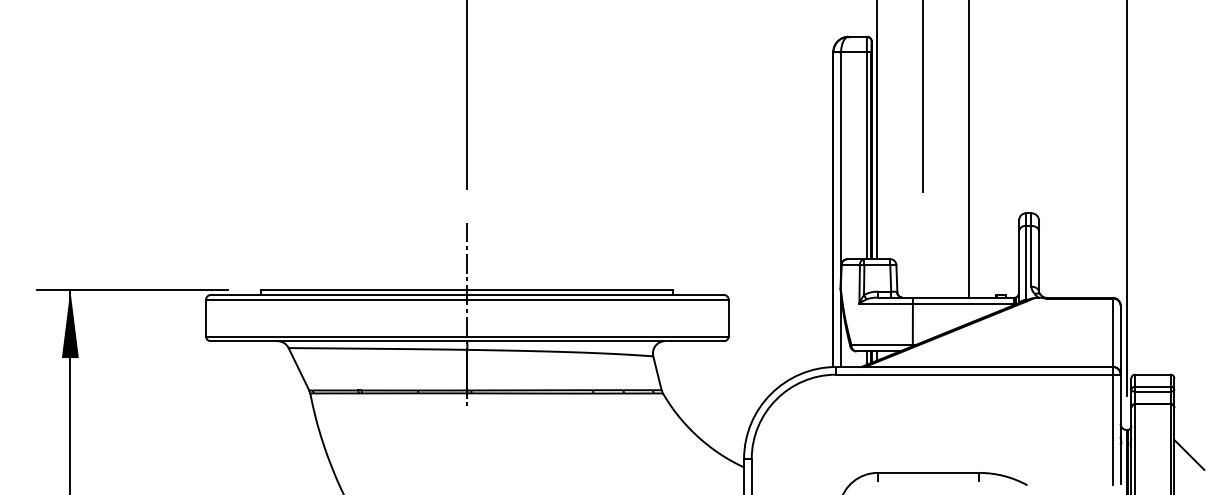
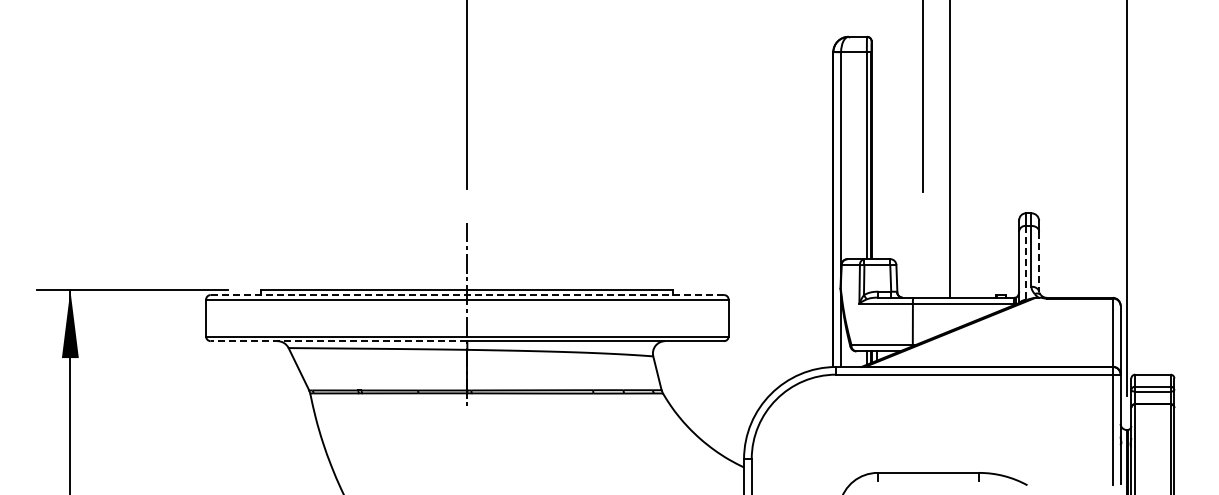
line: present -> none (876, 130)
line position: (969, 149) -> (950, 149) (950, 149)
line: solid -> dashed (1039, 262)
line: solid -> dashed (1026, 263)
line: solid -> dashed (467, 295)
line: solid -> dashed (338, 341)
line: present -> none (1189, 454)
